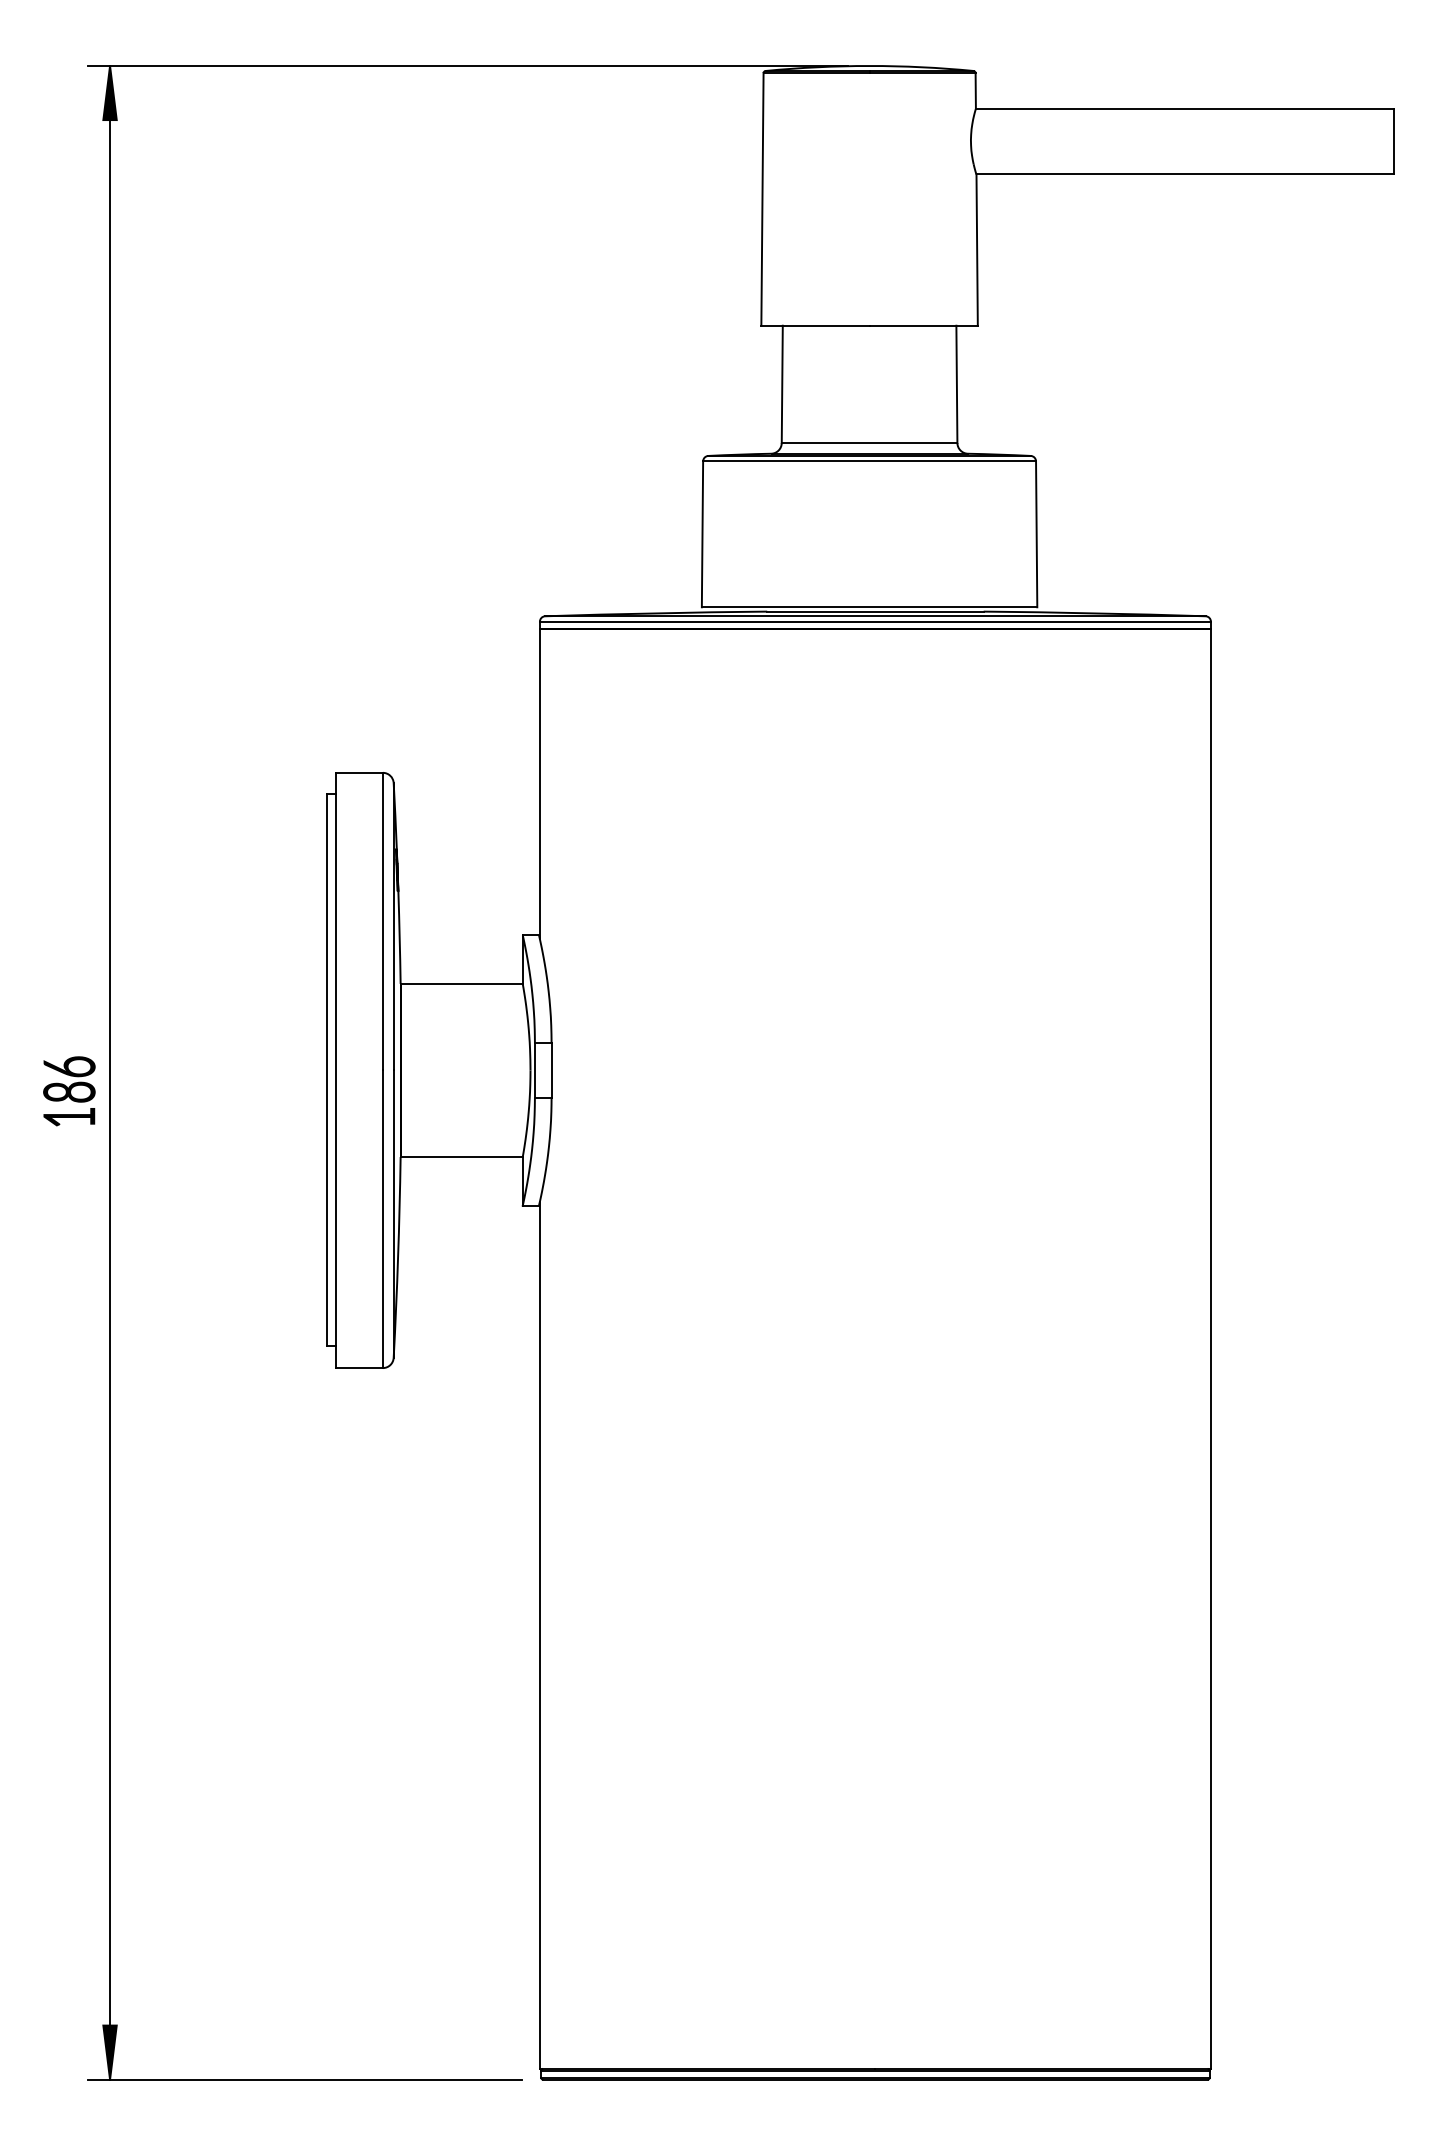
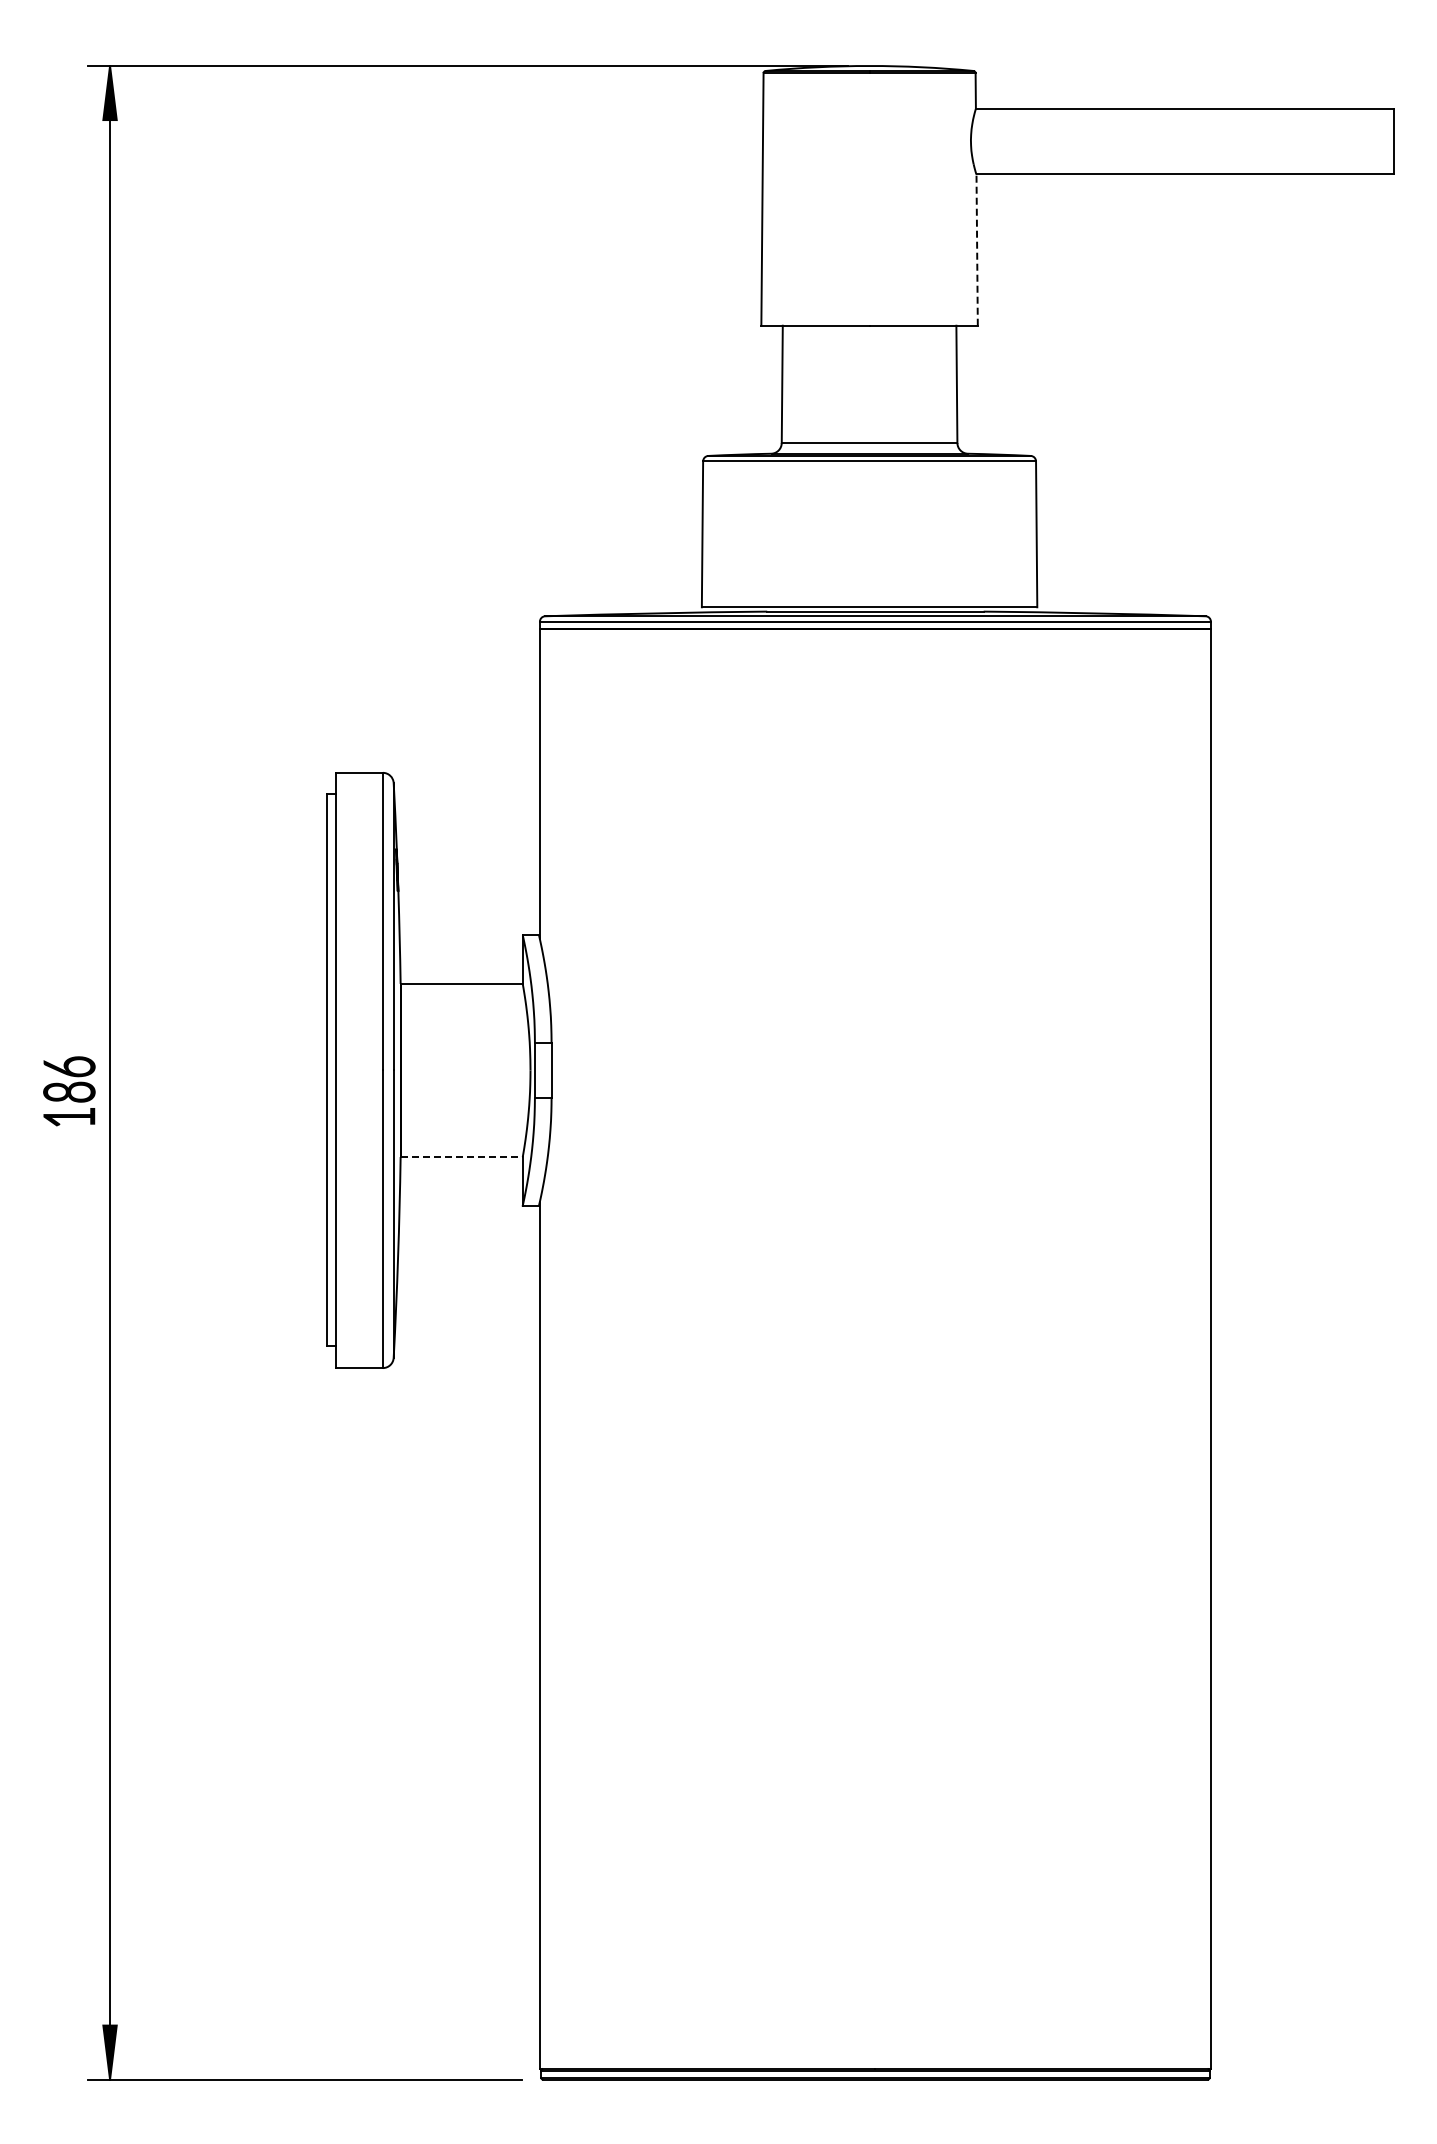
line: solid -> dashed (977, 250)
line: solid -> dashed (462, 1157)
